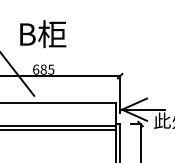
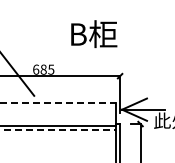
text position: (43, 33) -> (94, 33) (94, 33)
line: solid -> dashed (58, 102)
line: solid -> dashed (58, 130)
